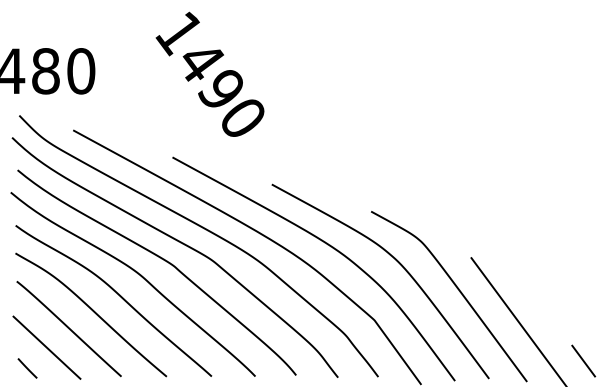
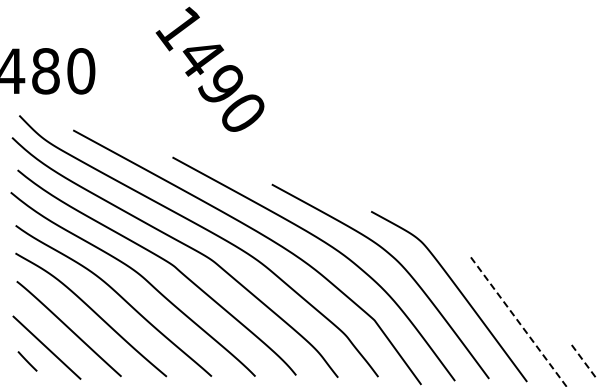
text position: (209, 73) -> (209, 68) (209, 68)
line: solid -> dashed (518, 321)
line: solid -> dashed (583, 361)
line position: (27, 368) -> (27, 361) (27, 361)
